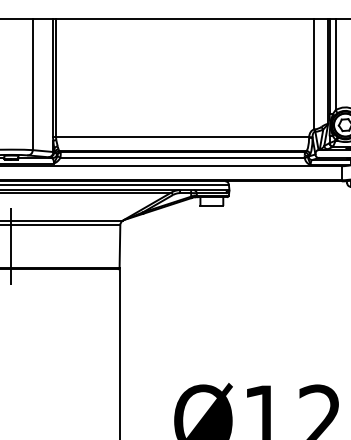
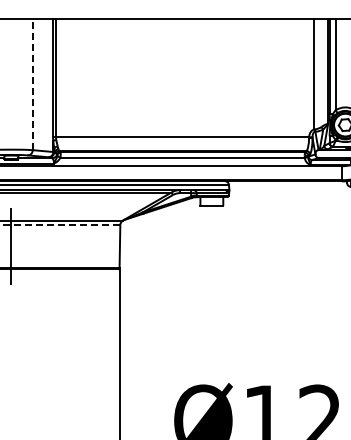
line: solid -> dashed (32, 84)
line: solid -> dashed (60, 225)
